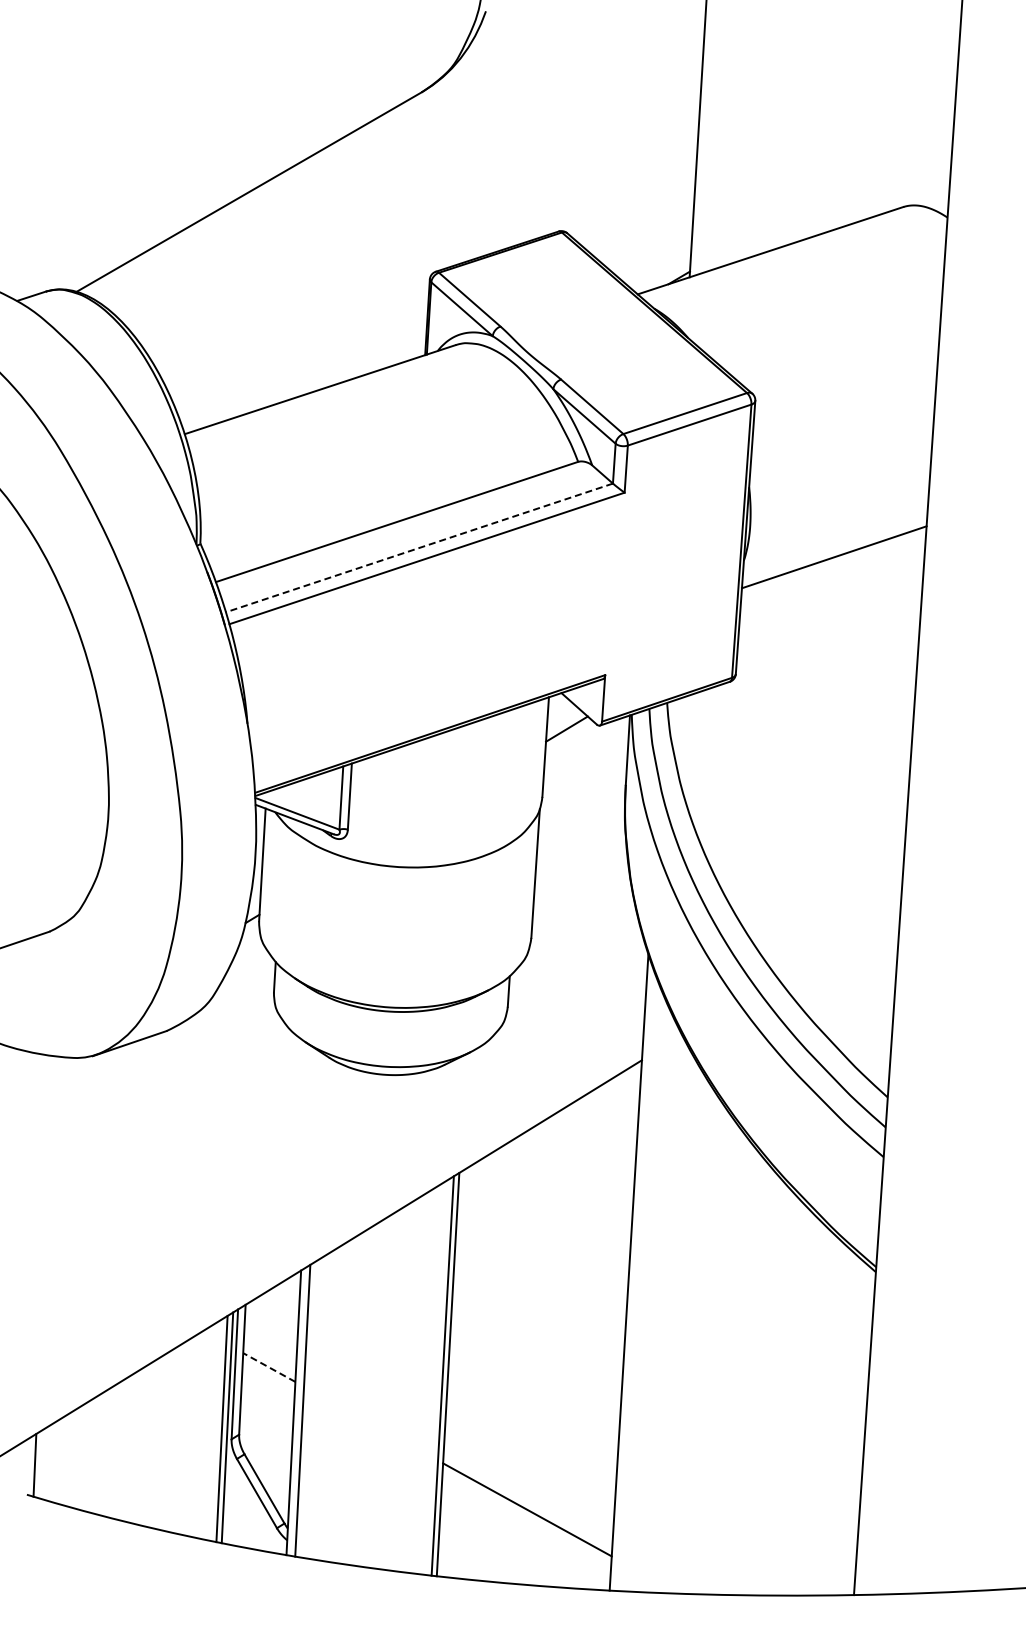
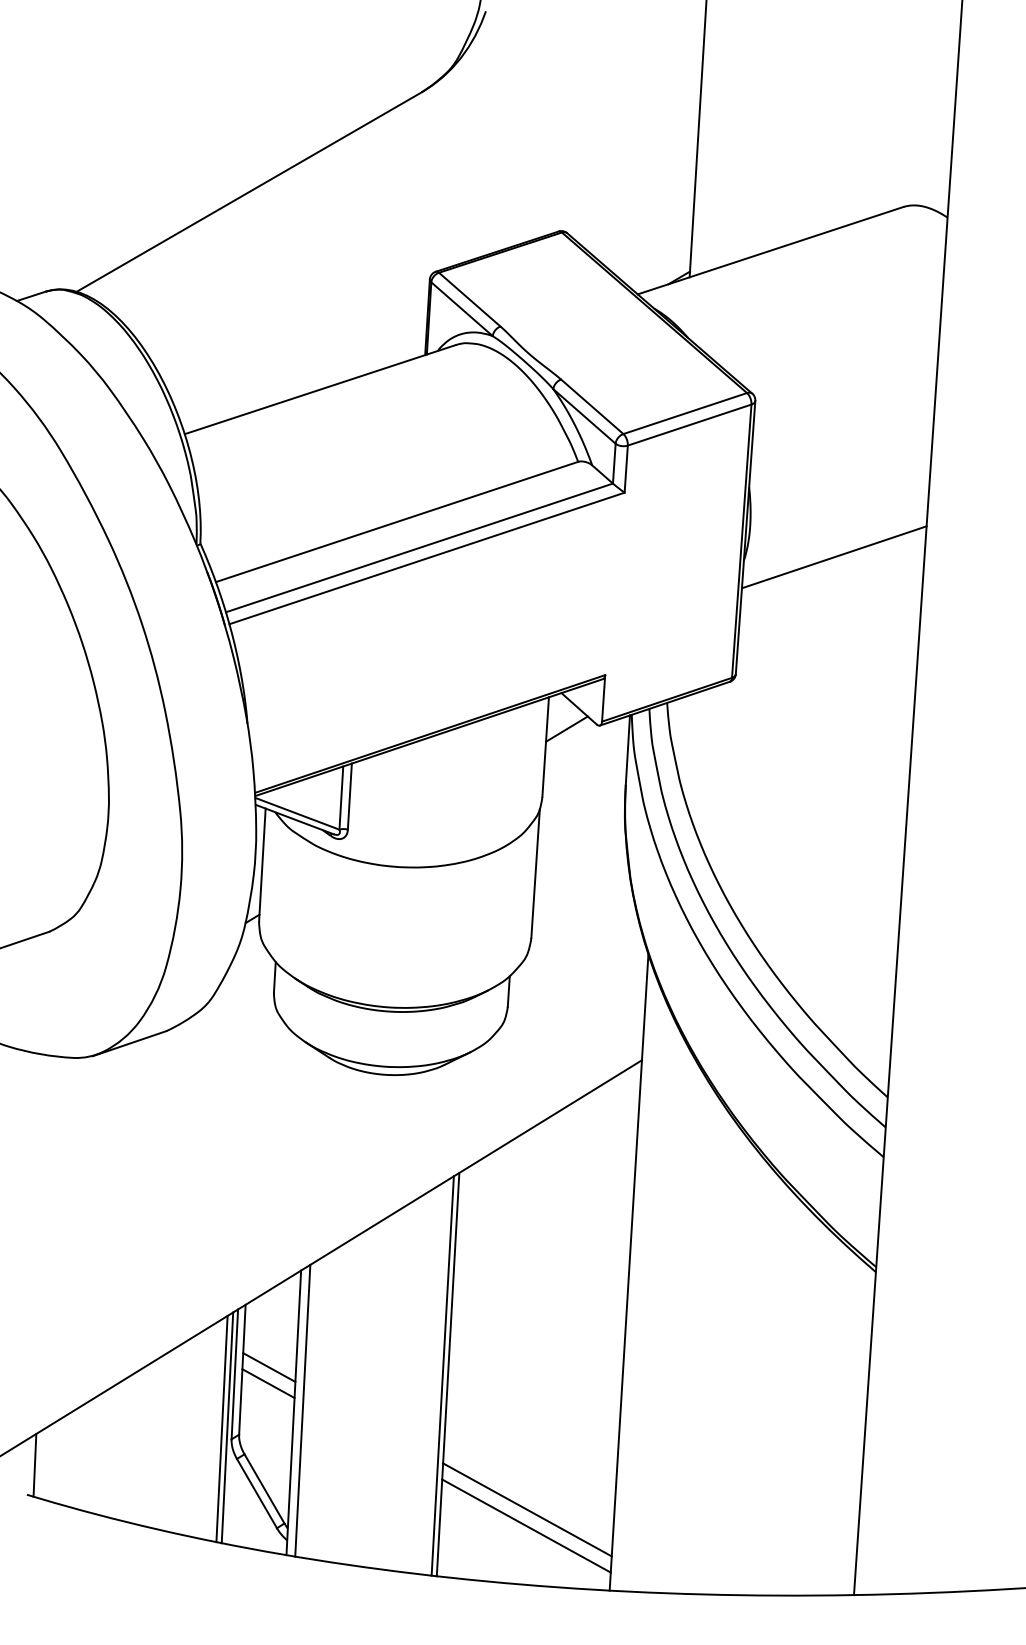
line: dashed -> solid (419, 547)
line: dashed -> solid (269, 1367)
line: none -> present (268, 1383)
line: none -> present (526, 1525)
